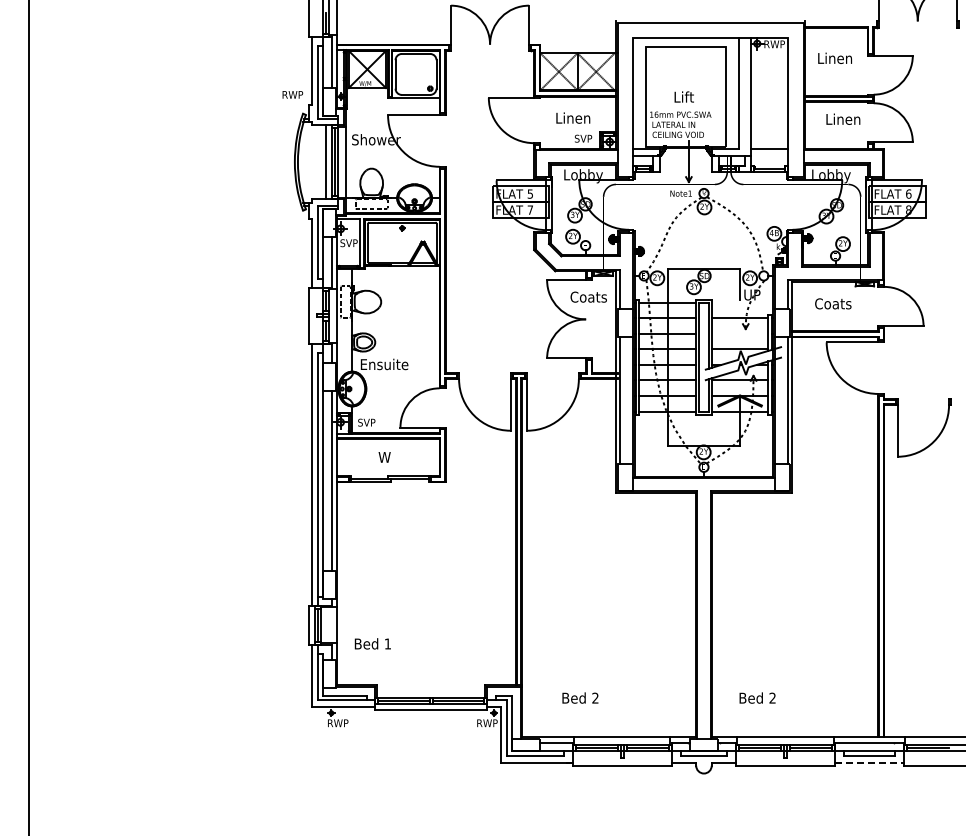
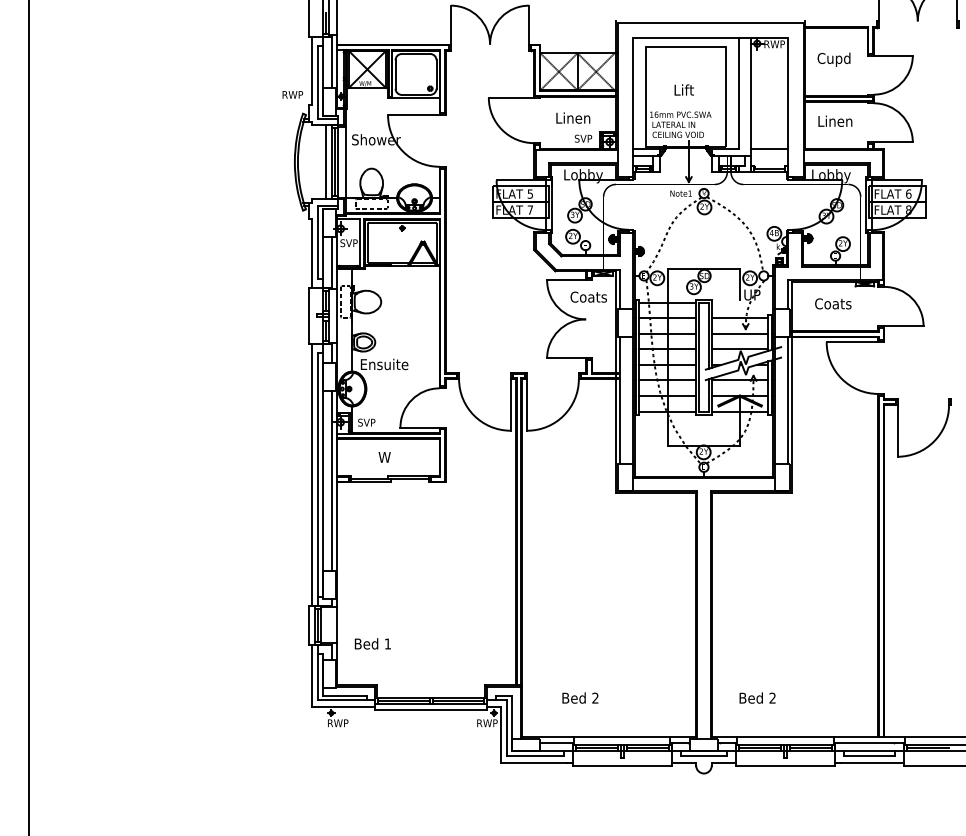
text: Linen -> Cupd (834, 59)
text position: (683, 96) -> (683, 89) (683, 89)
text position: (843, 118) -> (835, 120) (835, 120)
line: none -> present (739, 333)
line: dashed -> solid (869, 762)
